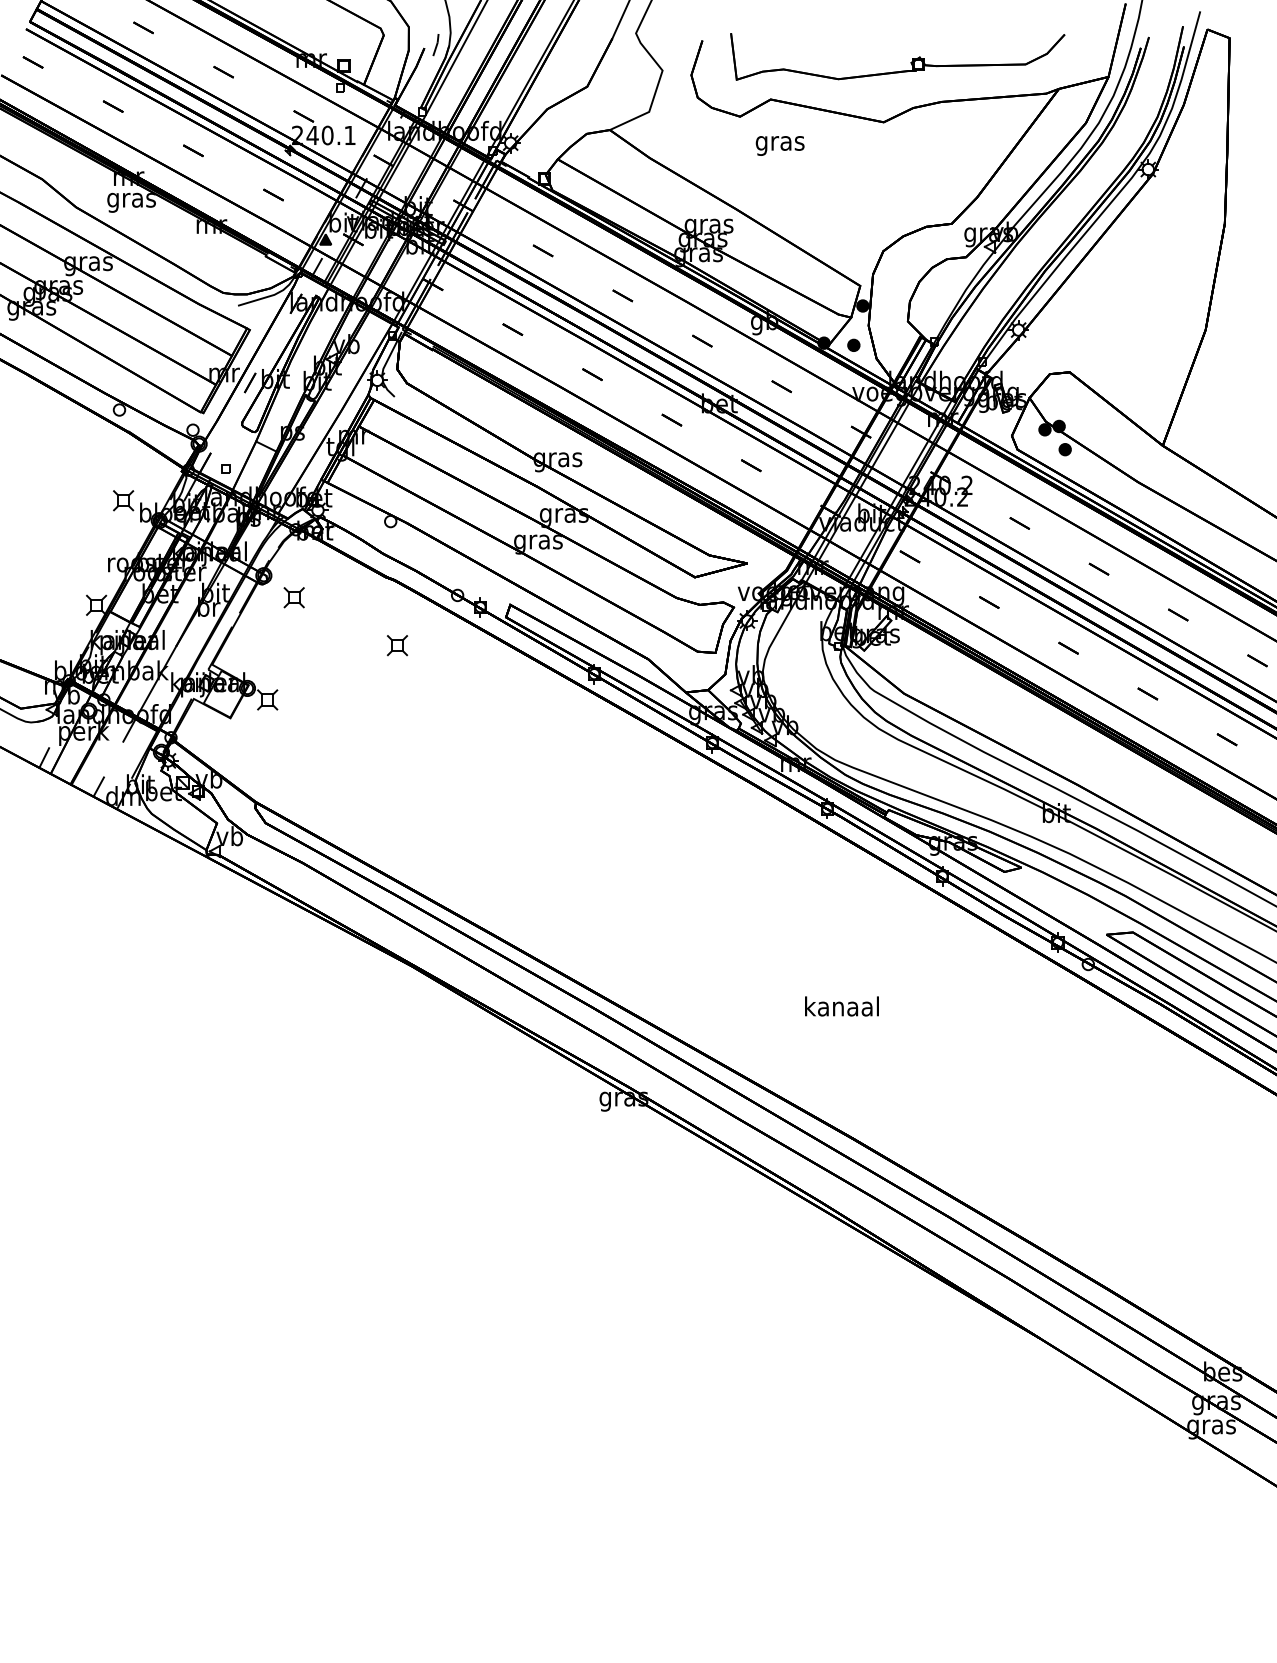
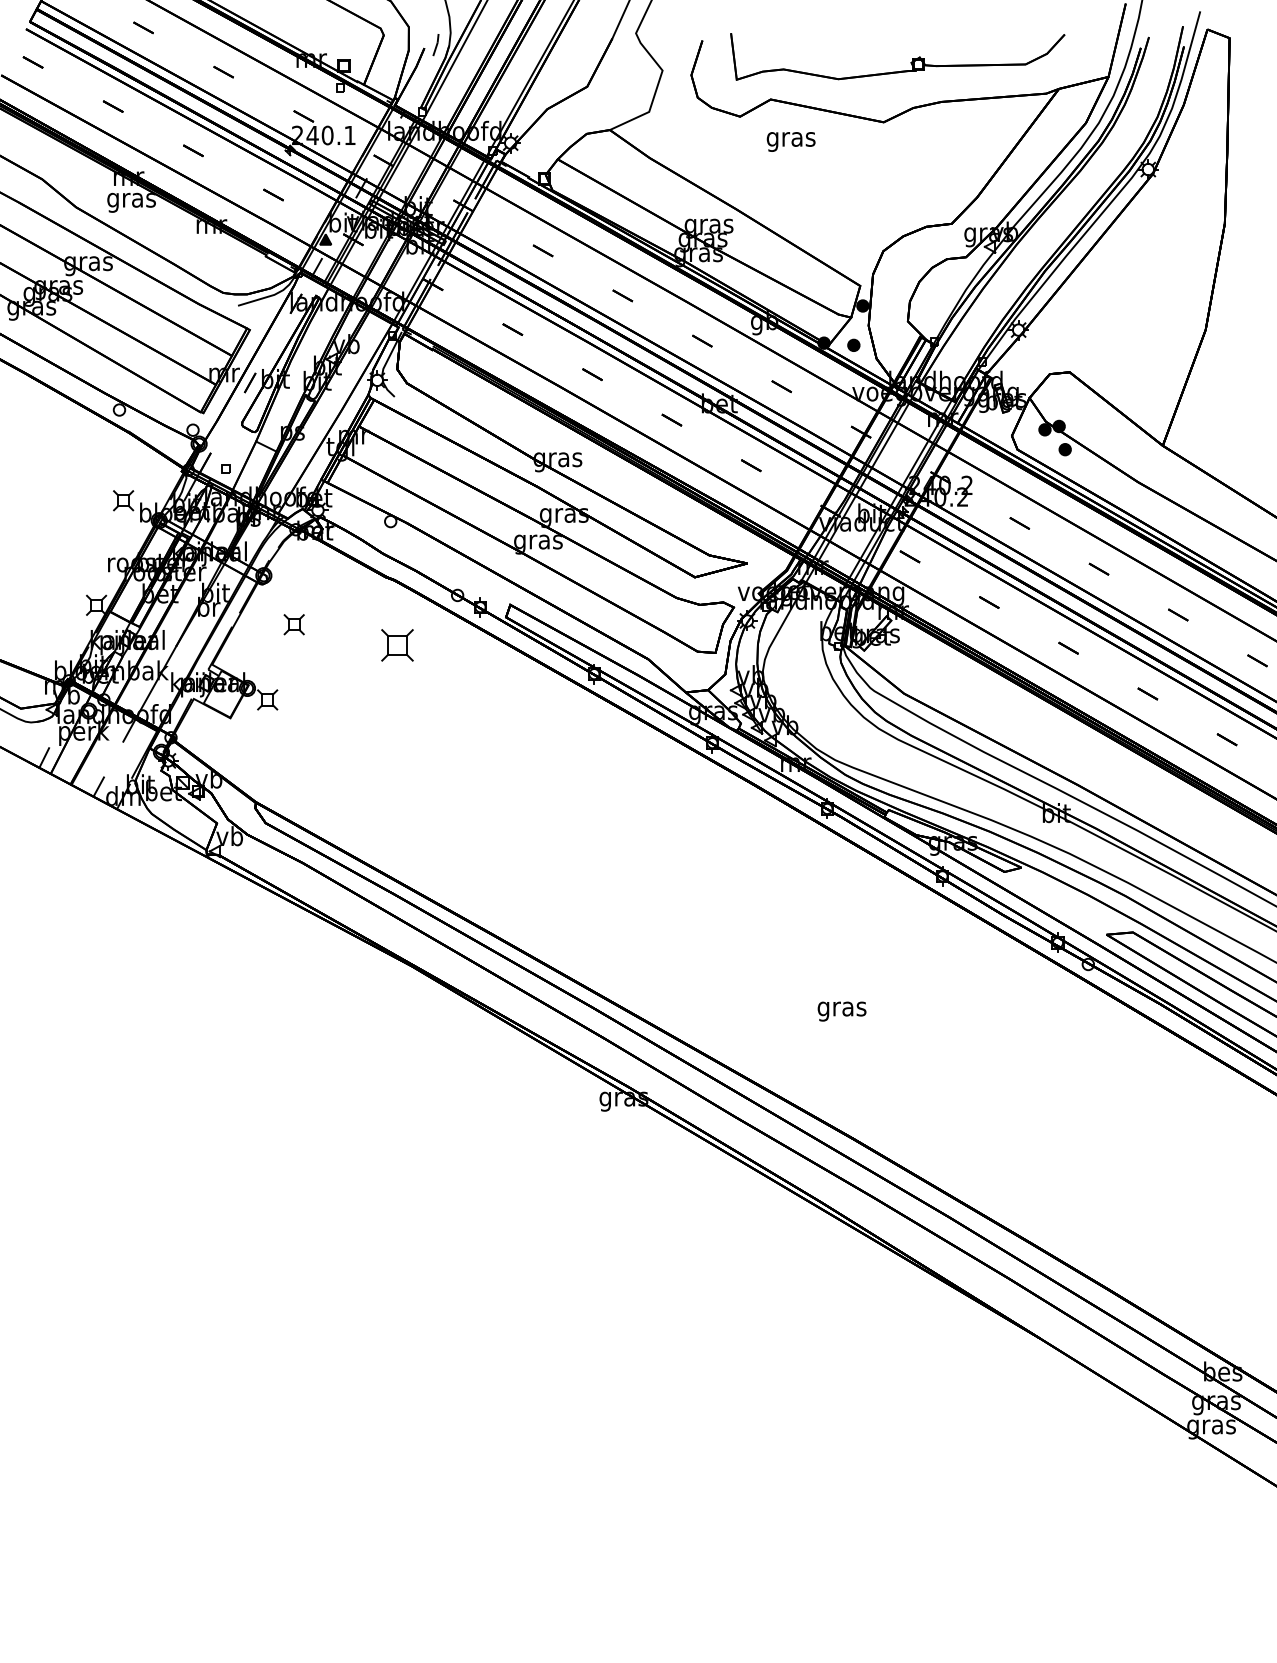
text position: (779, 145) -> (790, 141) (790, 141)
part position: (293, 597) -> (293, 624) (293, 624)
part size: 23x22 px -> 33x33 px (397, 645)
text: kanaal -> gras (841, 1008)
